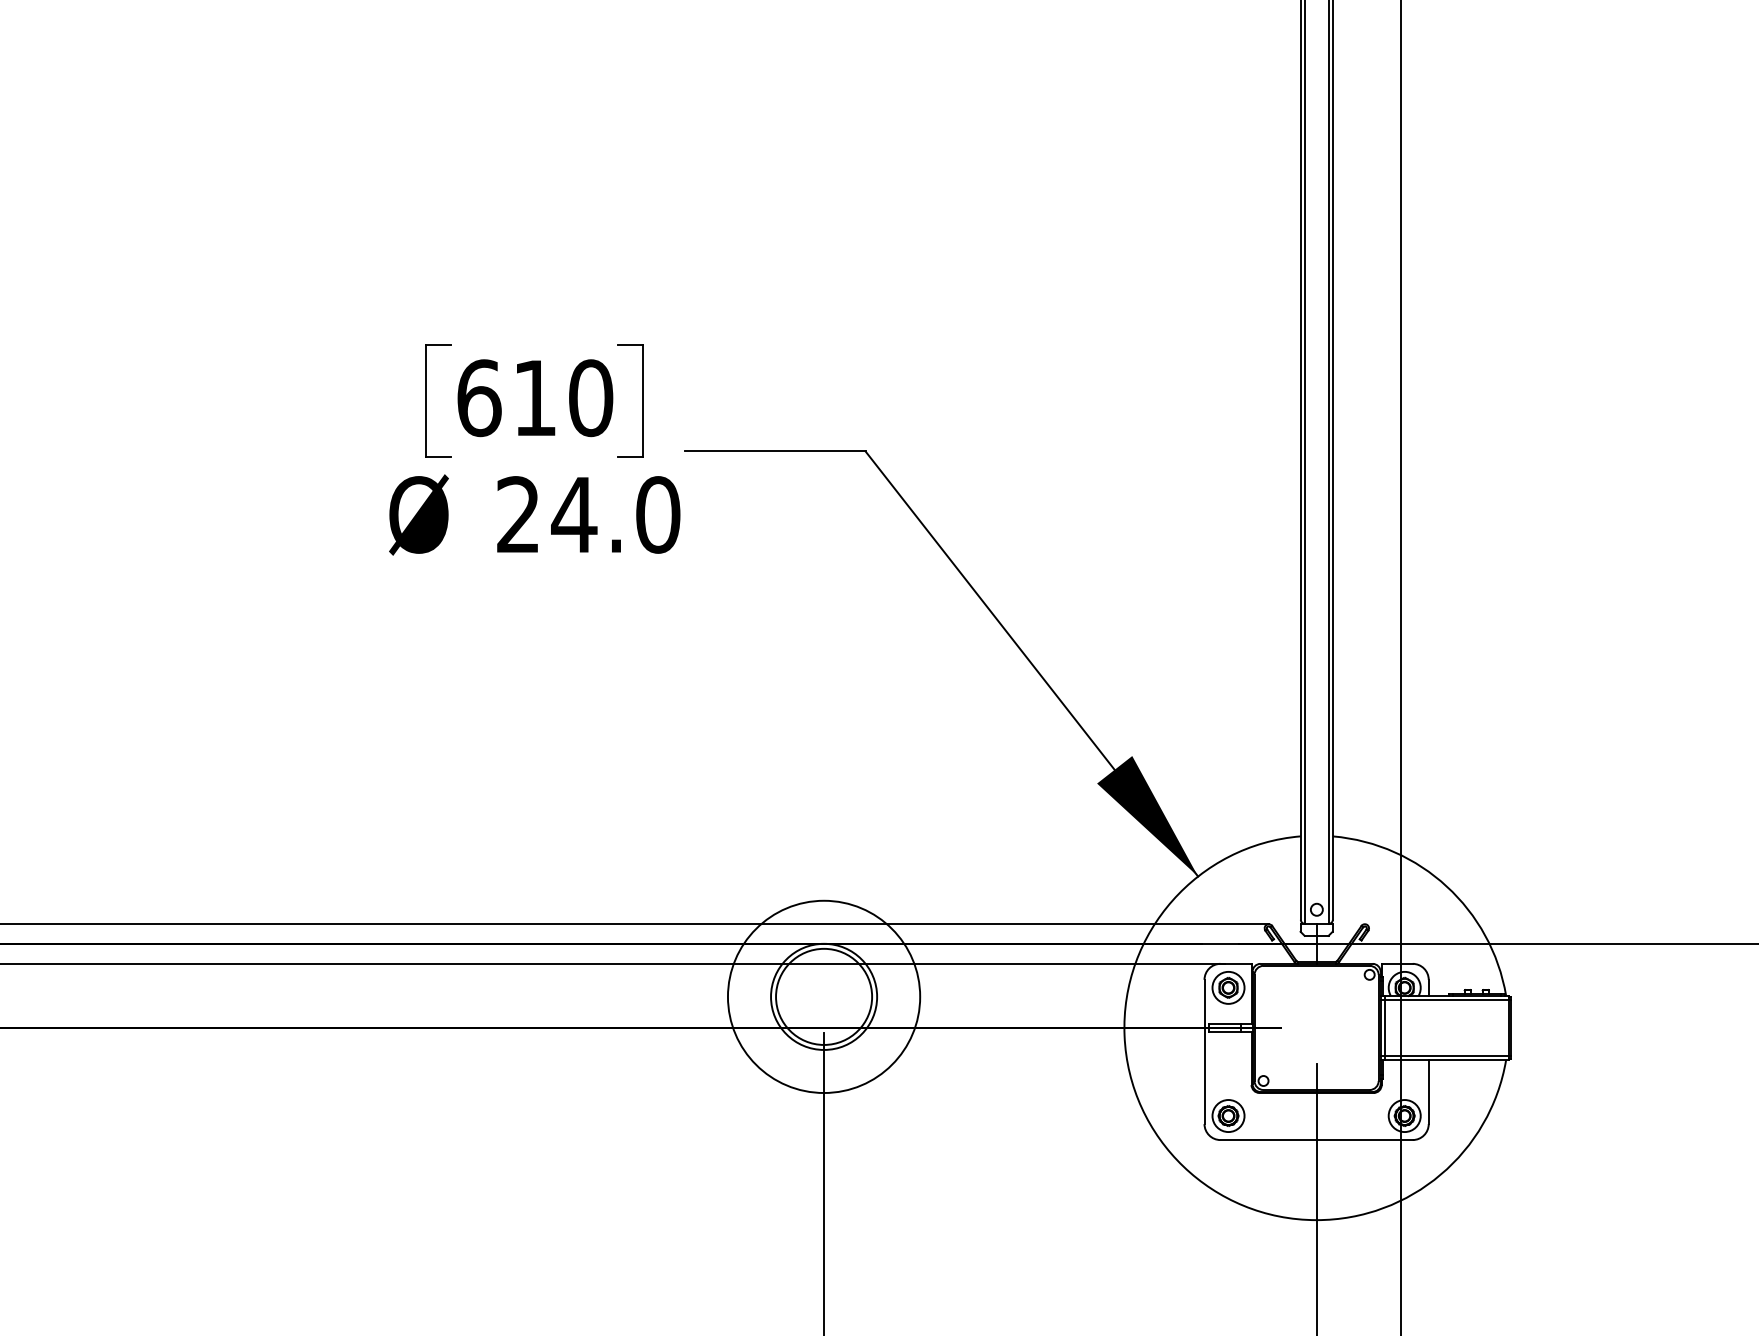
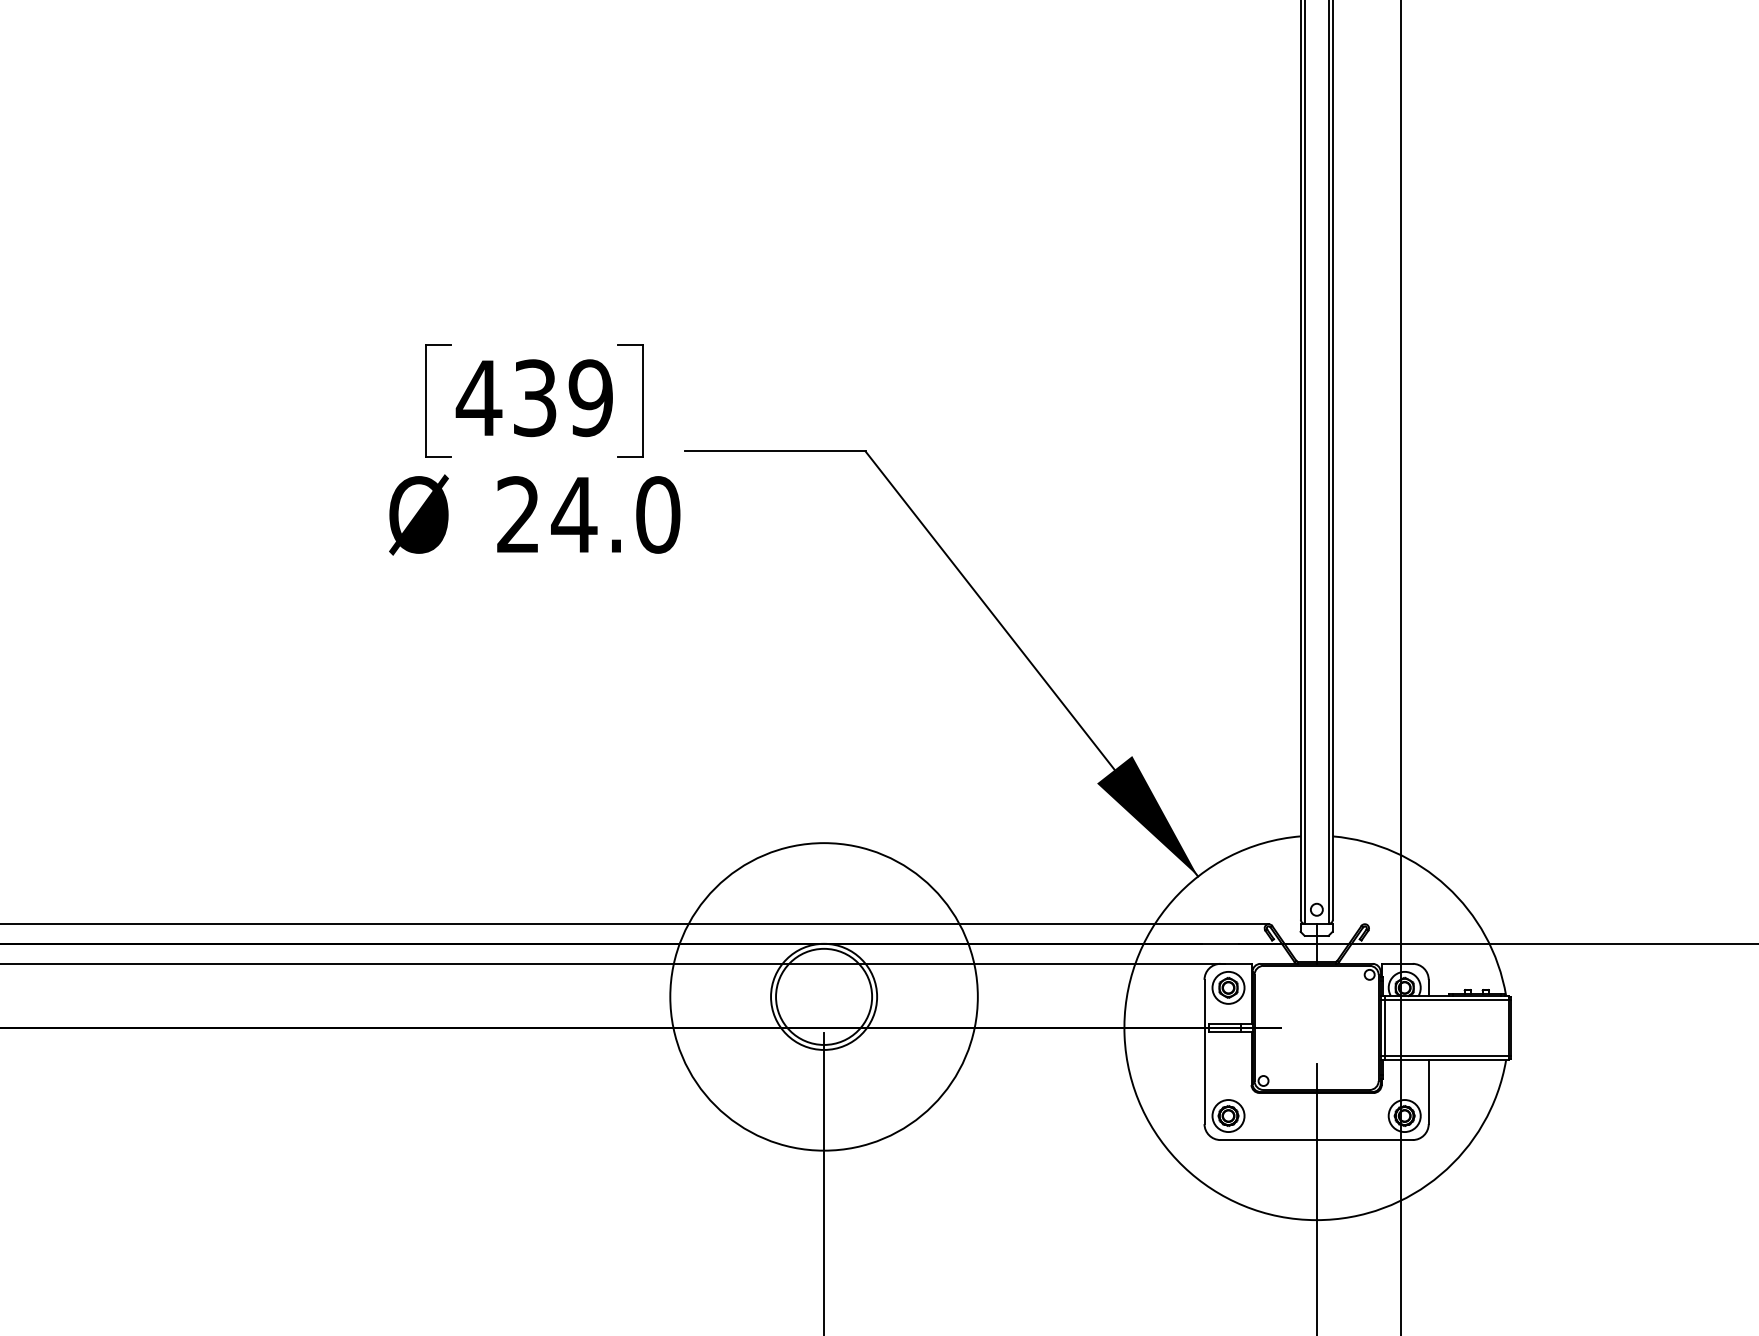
text: 610 -> 439 (534, 398)
circle diameter: 192 px -> 308 px (823, 996)
